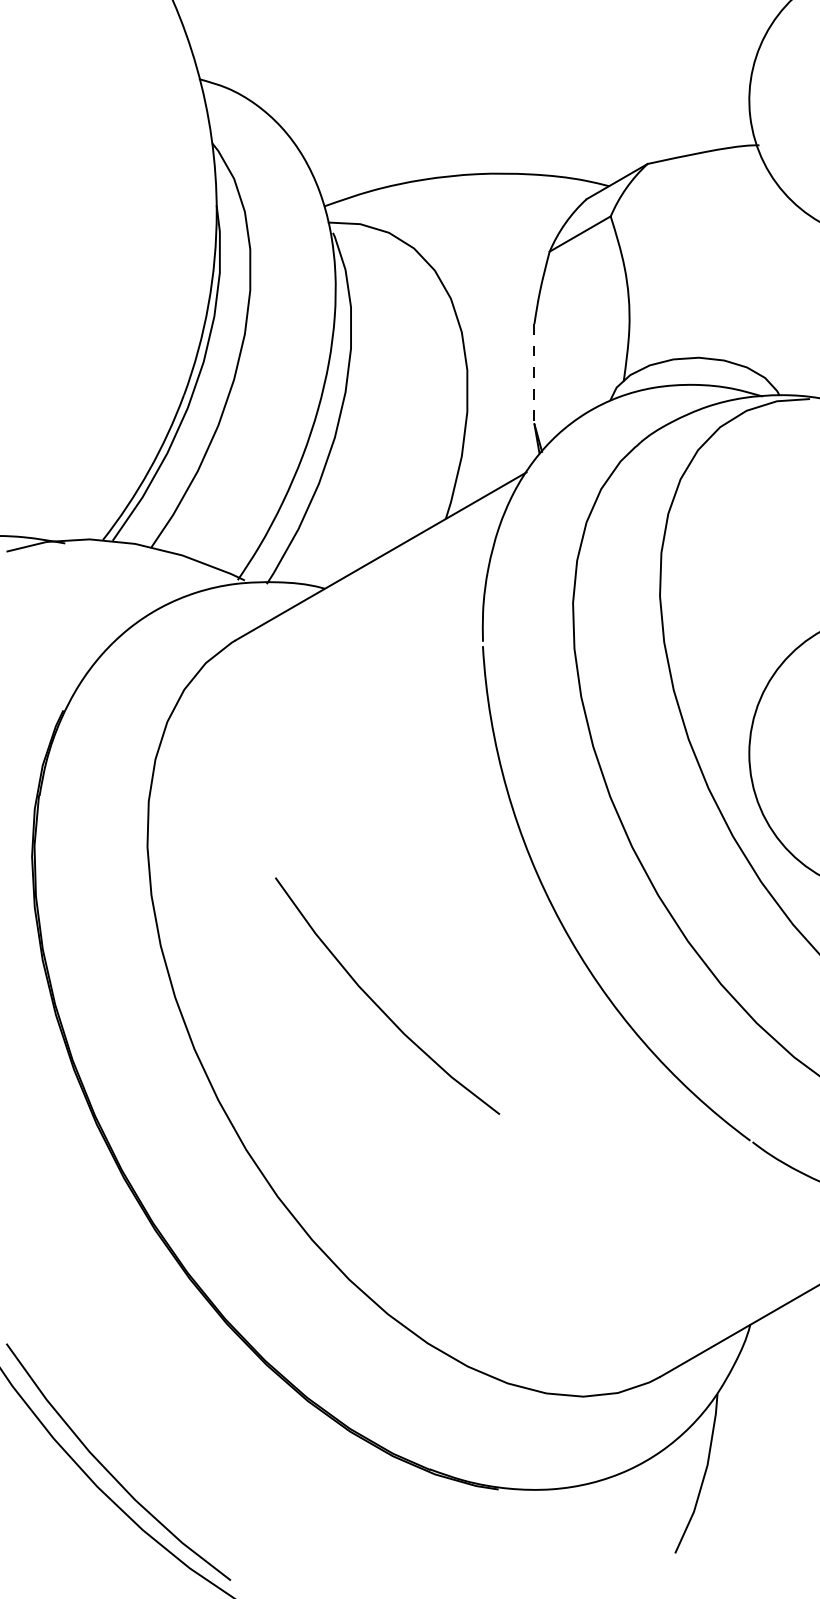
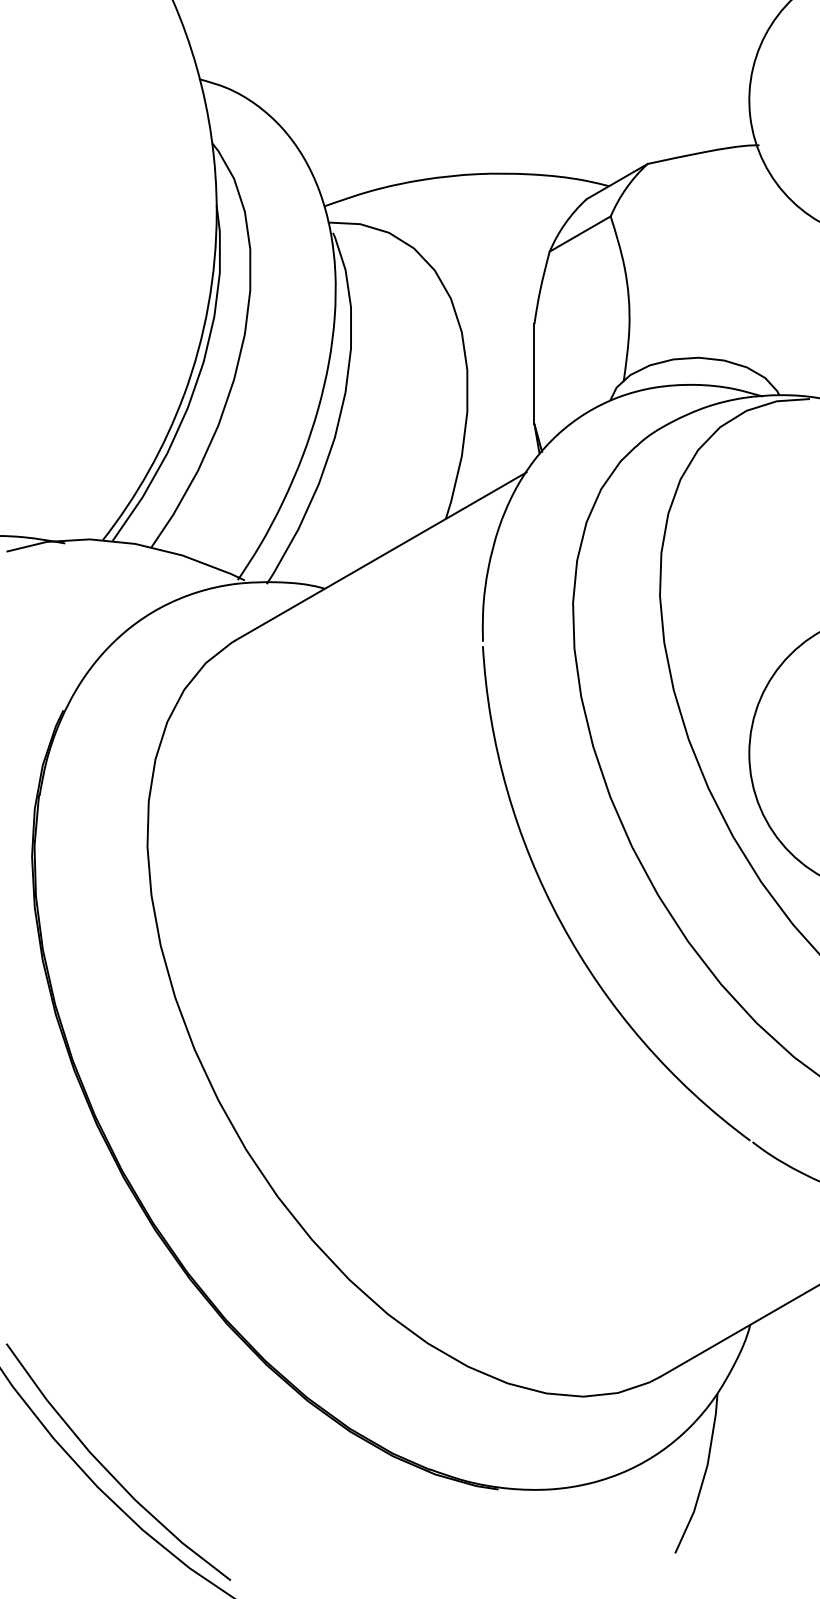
line: dashed -> solid (534, 374)
curve: present -> none (377, 1004)
